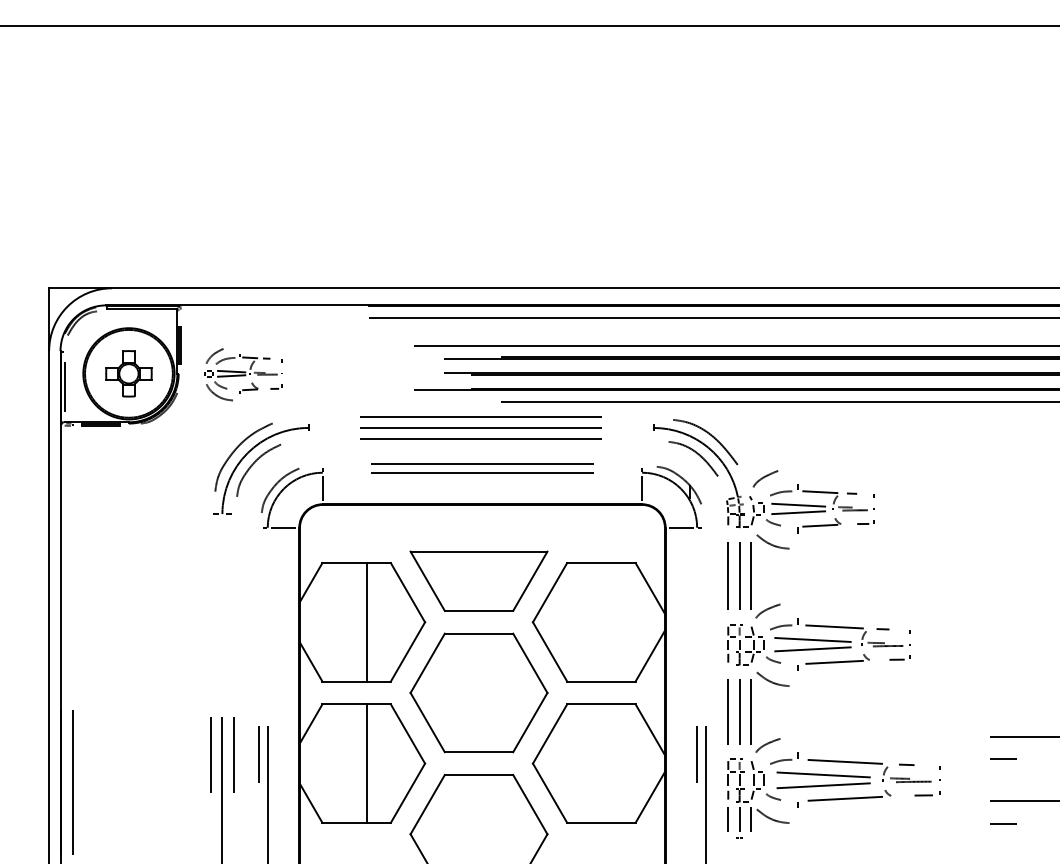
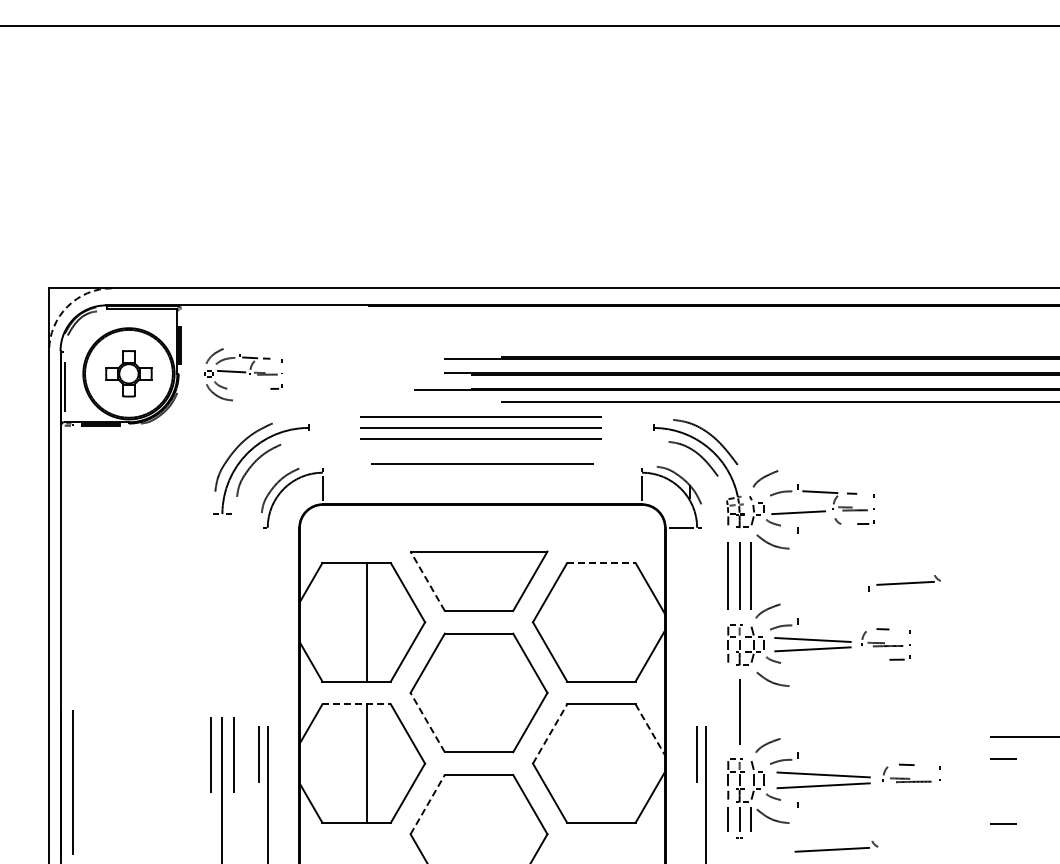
arc: solid -> dashed (67, 306)
line: present -> none (712, 317)
line: present -> none (734, 345)
line: present -> none (231, 375)
part: present -> none (248, 387)
line: present -> none (482, 472)
line: present -> none (798, 504)
line: present -> none (820, 525)
line: present -> none (283, 527)
line: solid -> dashed (601, 563)
line: solid -> dashed (427, 580)
line: present -> none (834, 626)
part position: (833, 662) -> (904, 583) (904, 583)
line: solid -> dashed (357, 704)
line: present -> none (728, 711)
line: present -> none (751, 711)
line: solid -> dashed (427, 722)
line: solid -> dashed (650, 730)
line: solid -> dashed (550, 733)
line: present -> none (844, 761)
part: present -> none (927, 793)
part position: (849, 795) -> (836, 846) (836, 846)
line: present -> none (1022, 801)
line: solid -> dashed (427, 804)
